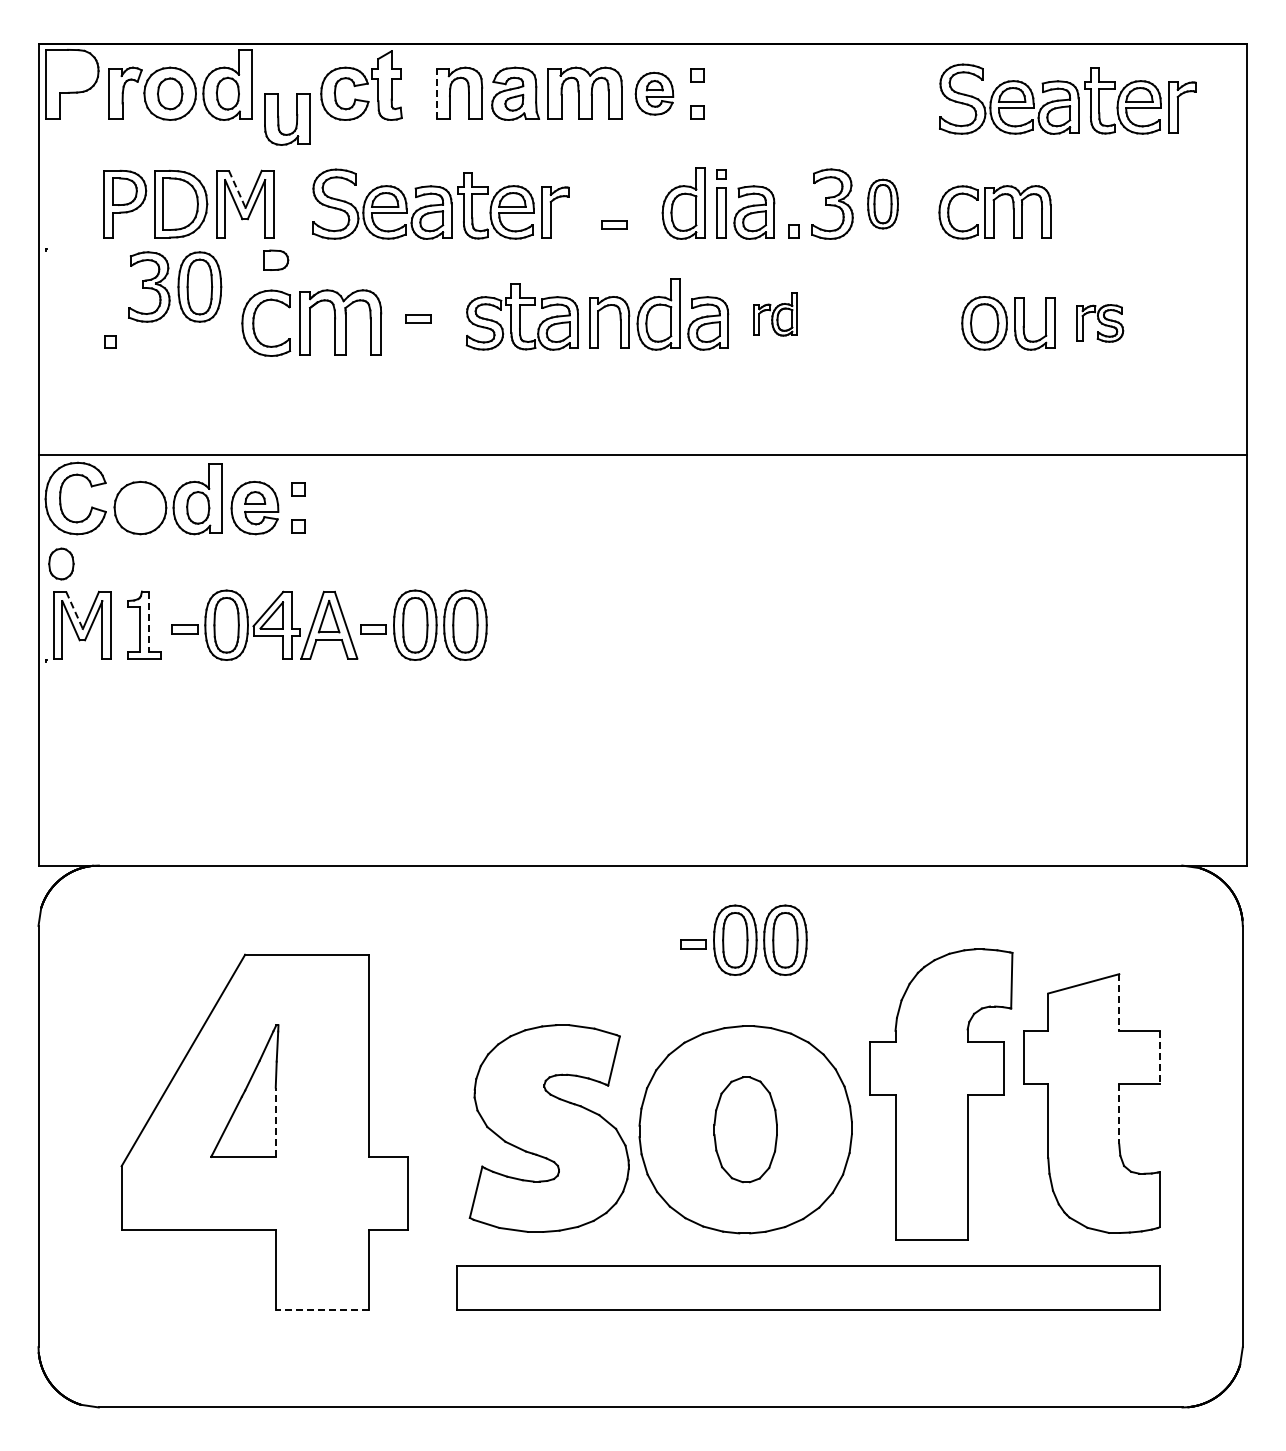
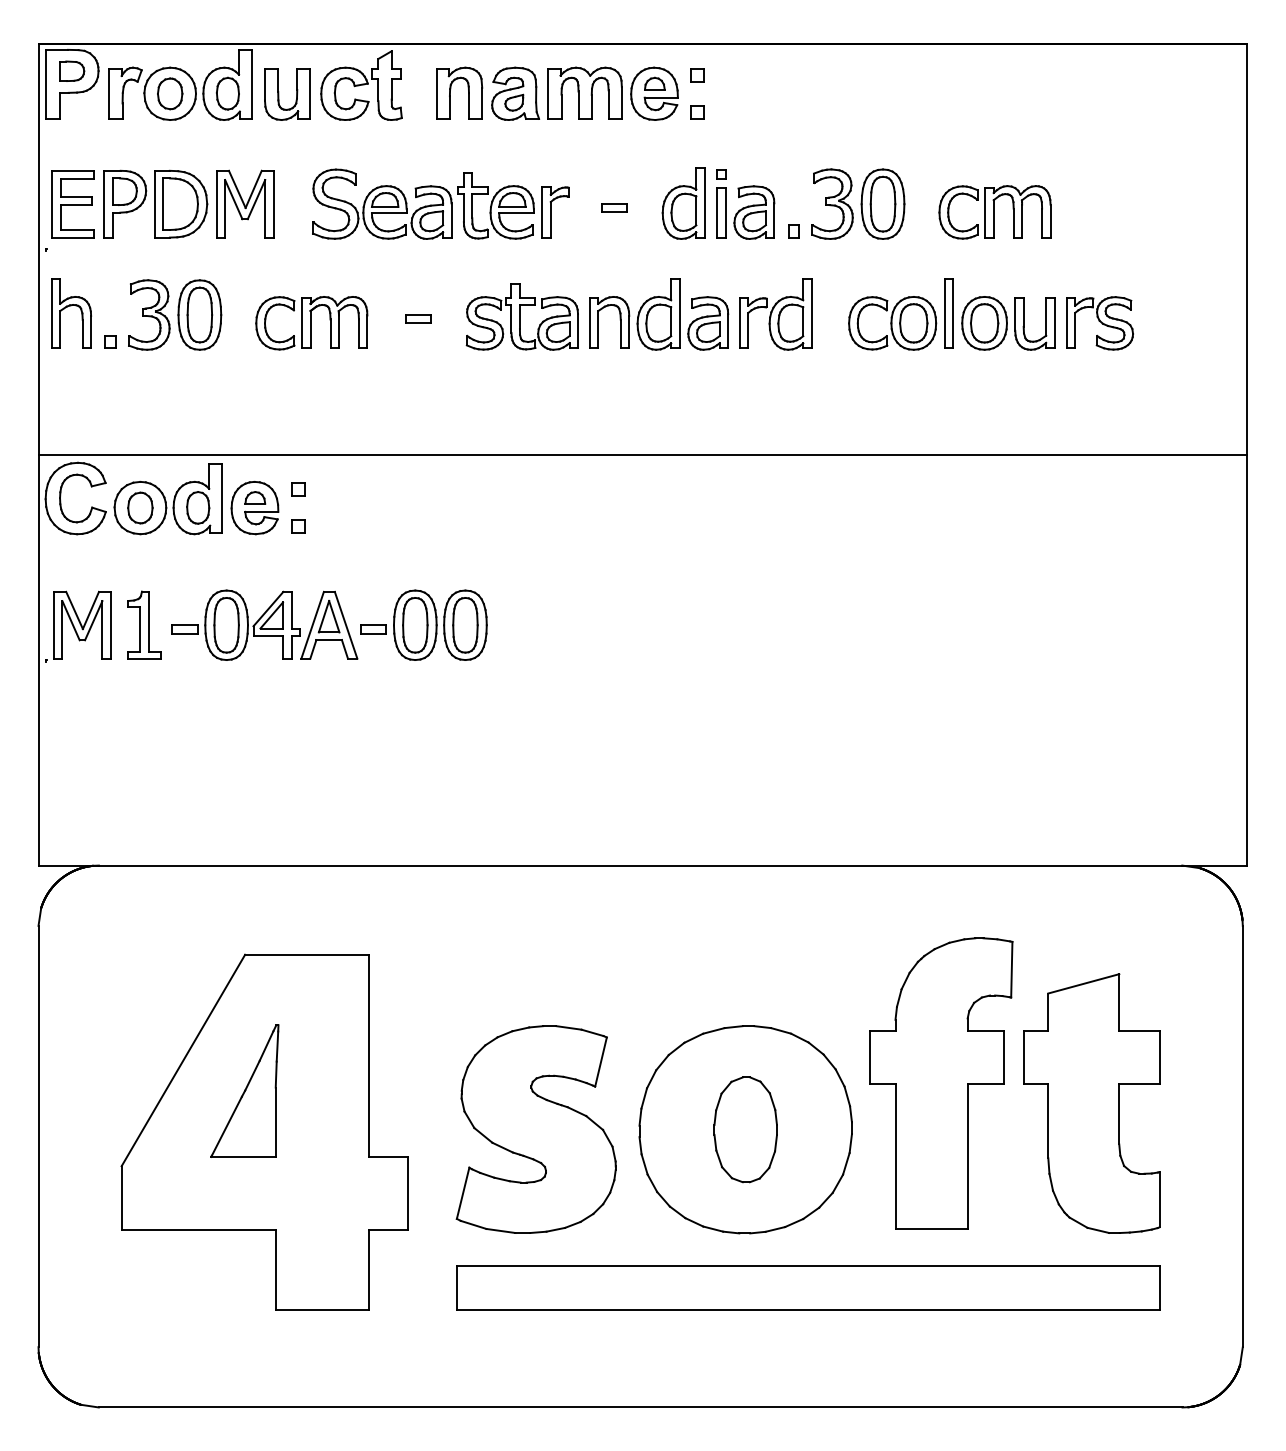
line: dashed -> solid (436, 93)
part size: 41x45 px -> 49x55 px (654, 93)
part: present -> none (1067, 98)
part position: (279, 119) -> (279, 94) (279, 94)
line: dashed -> solid (237, 189)
part size: 32x52 px -> 46x72 px (882, 203)
part: none -> present (72, 204)
part position: (614, 224) -> (614, 207) (614, 207)
part position: (276, 259) -> (72, 70) (72, 70)
part position: (175, 286) -> (175, 314) (175, 314)
part: none -> present (71, 306)
part size: 45x45 px -> 74x73 px (775, 314)
part: none -> present (900, 314)
part size: 142x68 px -> 114x55 px (311, 323)
part size: 49x39 px -> 68x55 px (1099, 323)
part position: (61, 563) -> (140, 507) (140, 507)
line: dashed -> solid (74, 610)
line: dashed -> solid (148, 622)
part: present -> none (743, 939)
line: dashed -> solid (1119, 1002)
line: dashed -> solid (1160, 1057)
part position: (941, 1094) -> (941, 1083) (941, 1083)
line: dashed -> solid (1119, 1114)
line: dashed -> solid (275, 1122)
part position: (548, 1128) -> (535, 1129) (535, 1129)
line: dashed -> solid (321, 1310)
